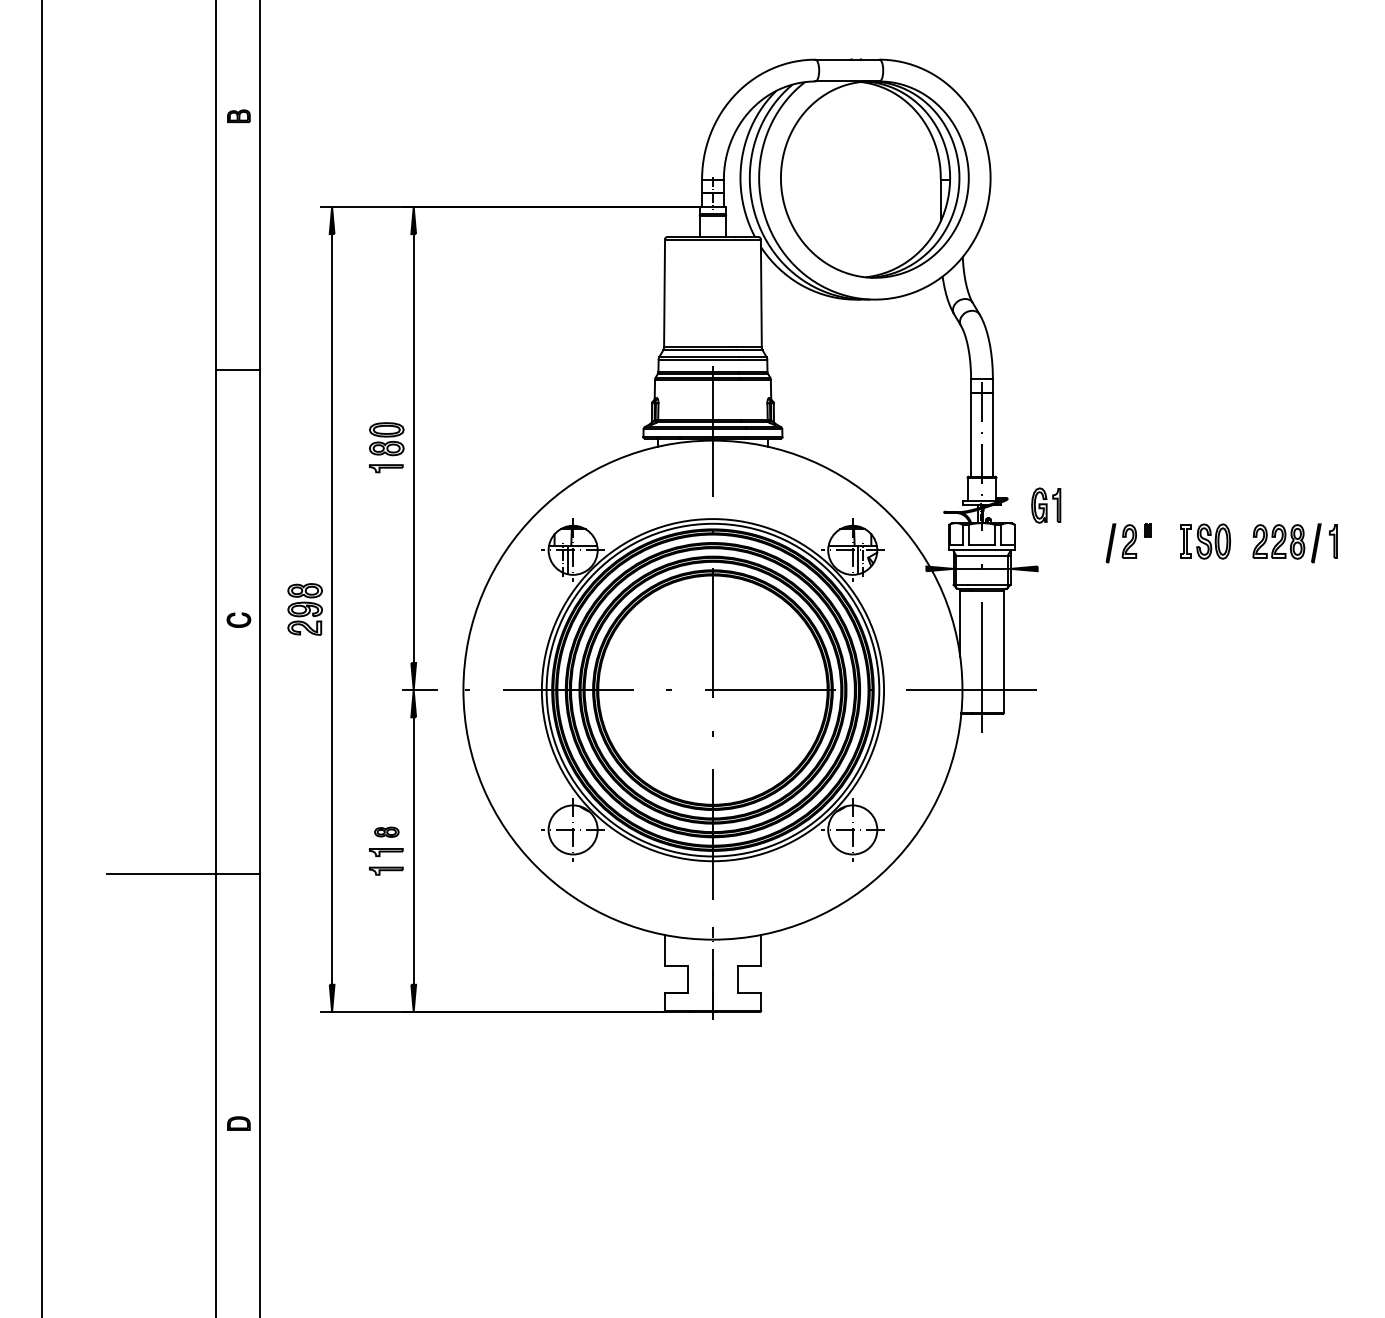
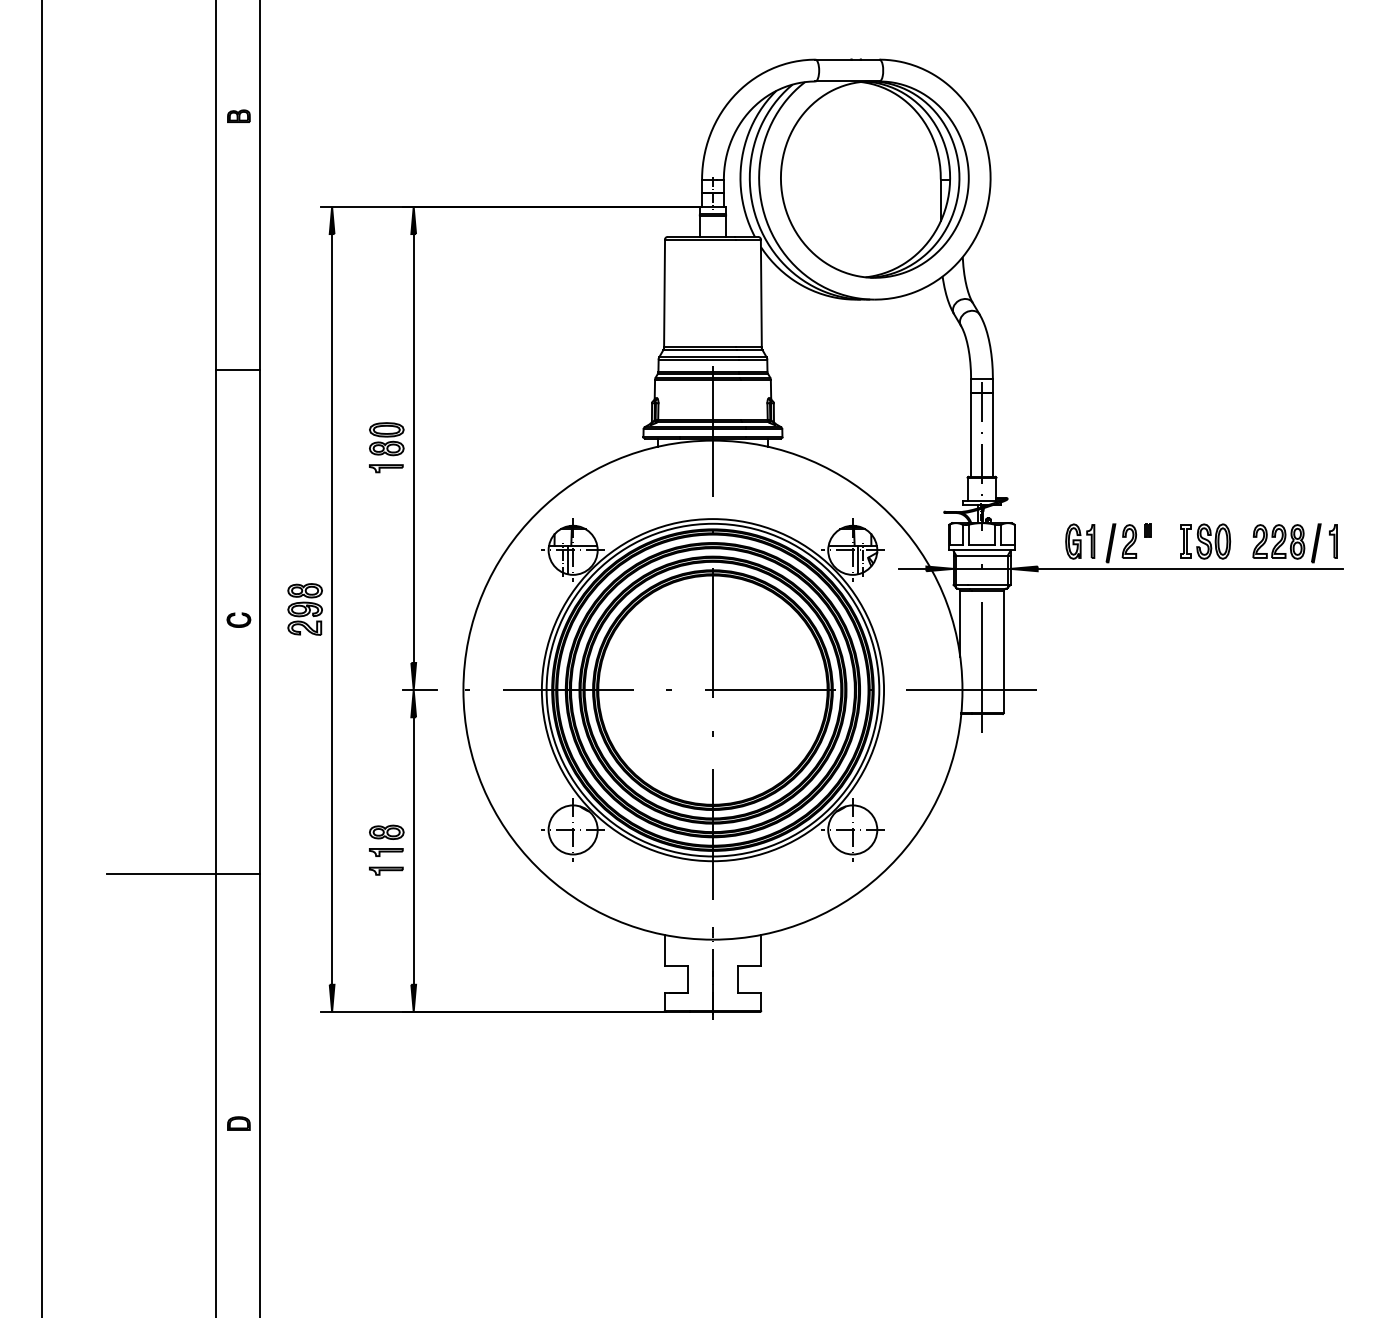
part position: (1046, 505) -> (1080, 541) (1080, 541)
line: none -> present (912, 568)
line: none -> present (1190, 568)
part size: 26x12 px -> 36x16 px (386, 831)
